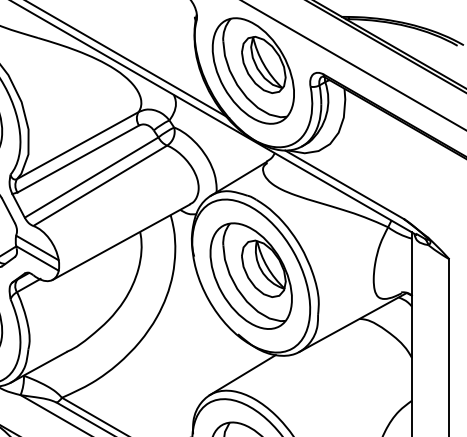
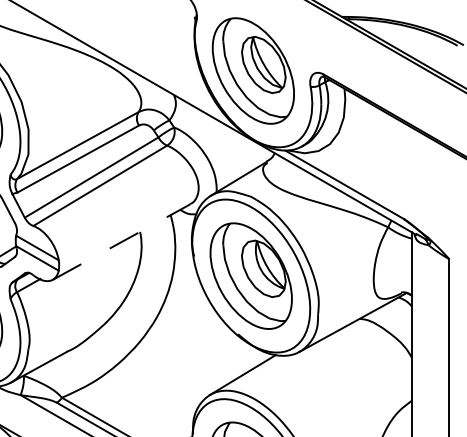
line: present -> none (128, 60)
line: present -> none (353, 65)
line: solid -> dashed (121, 241)
